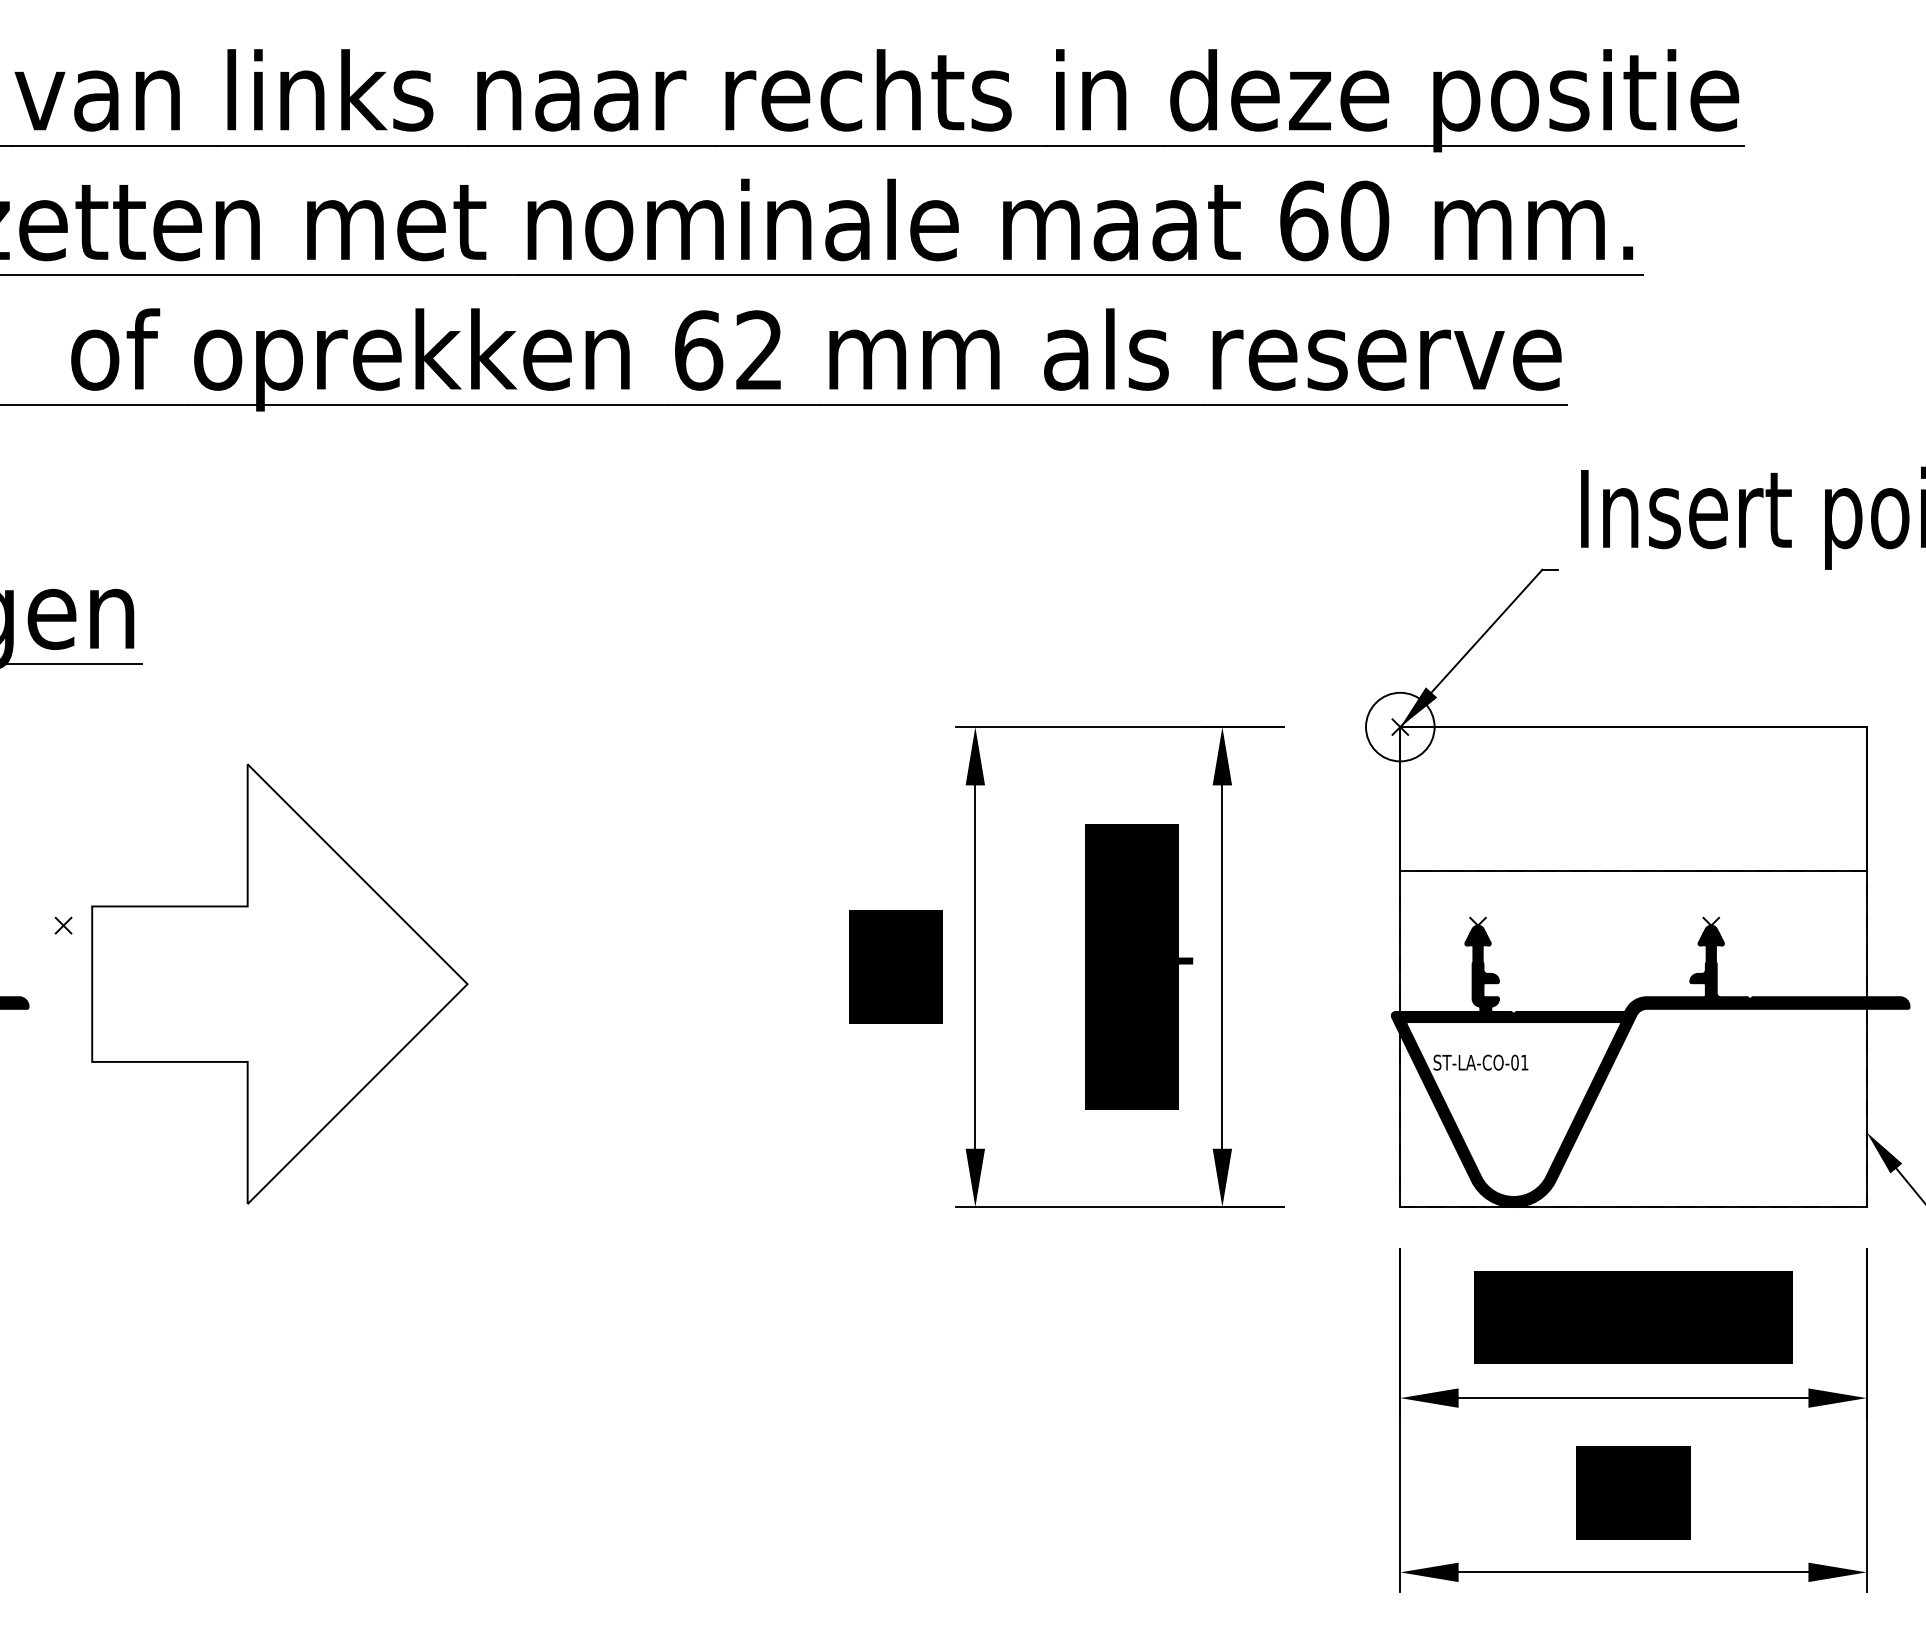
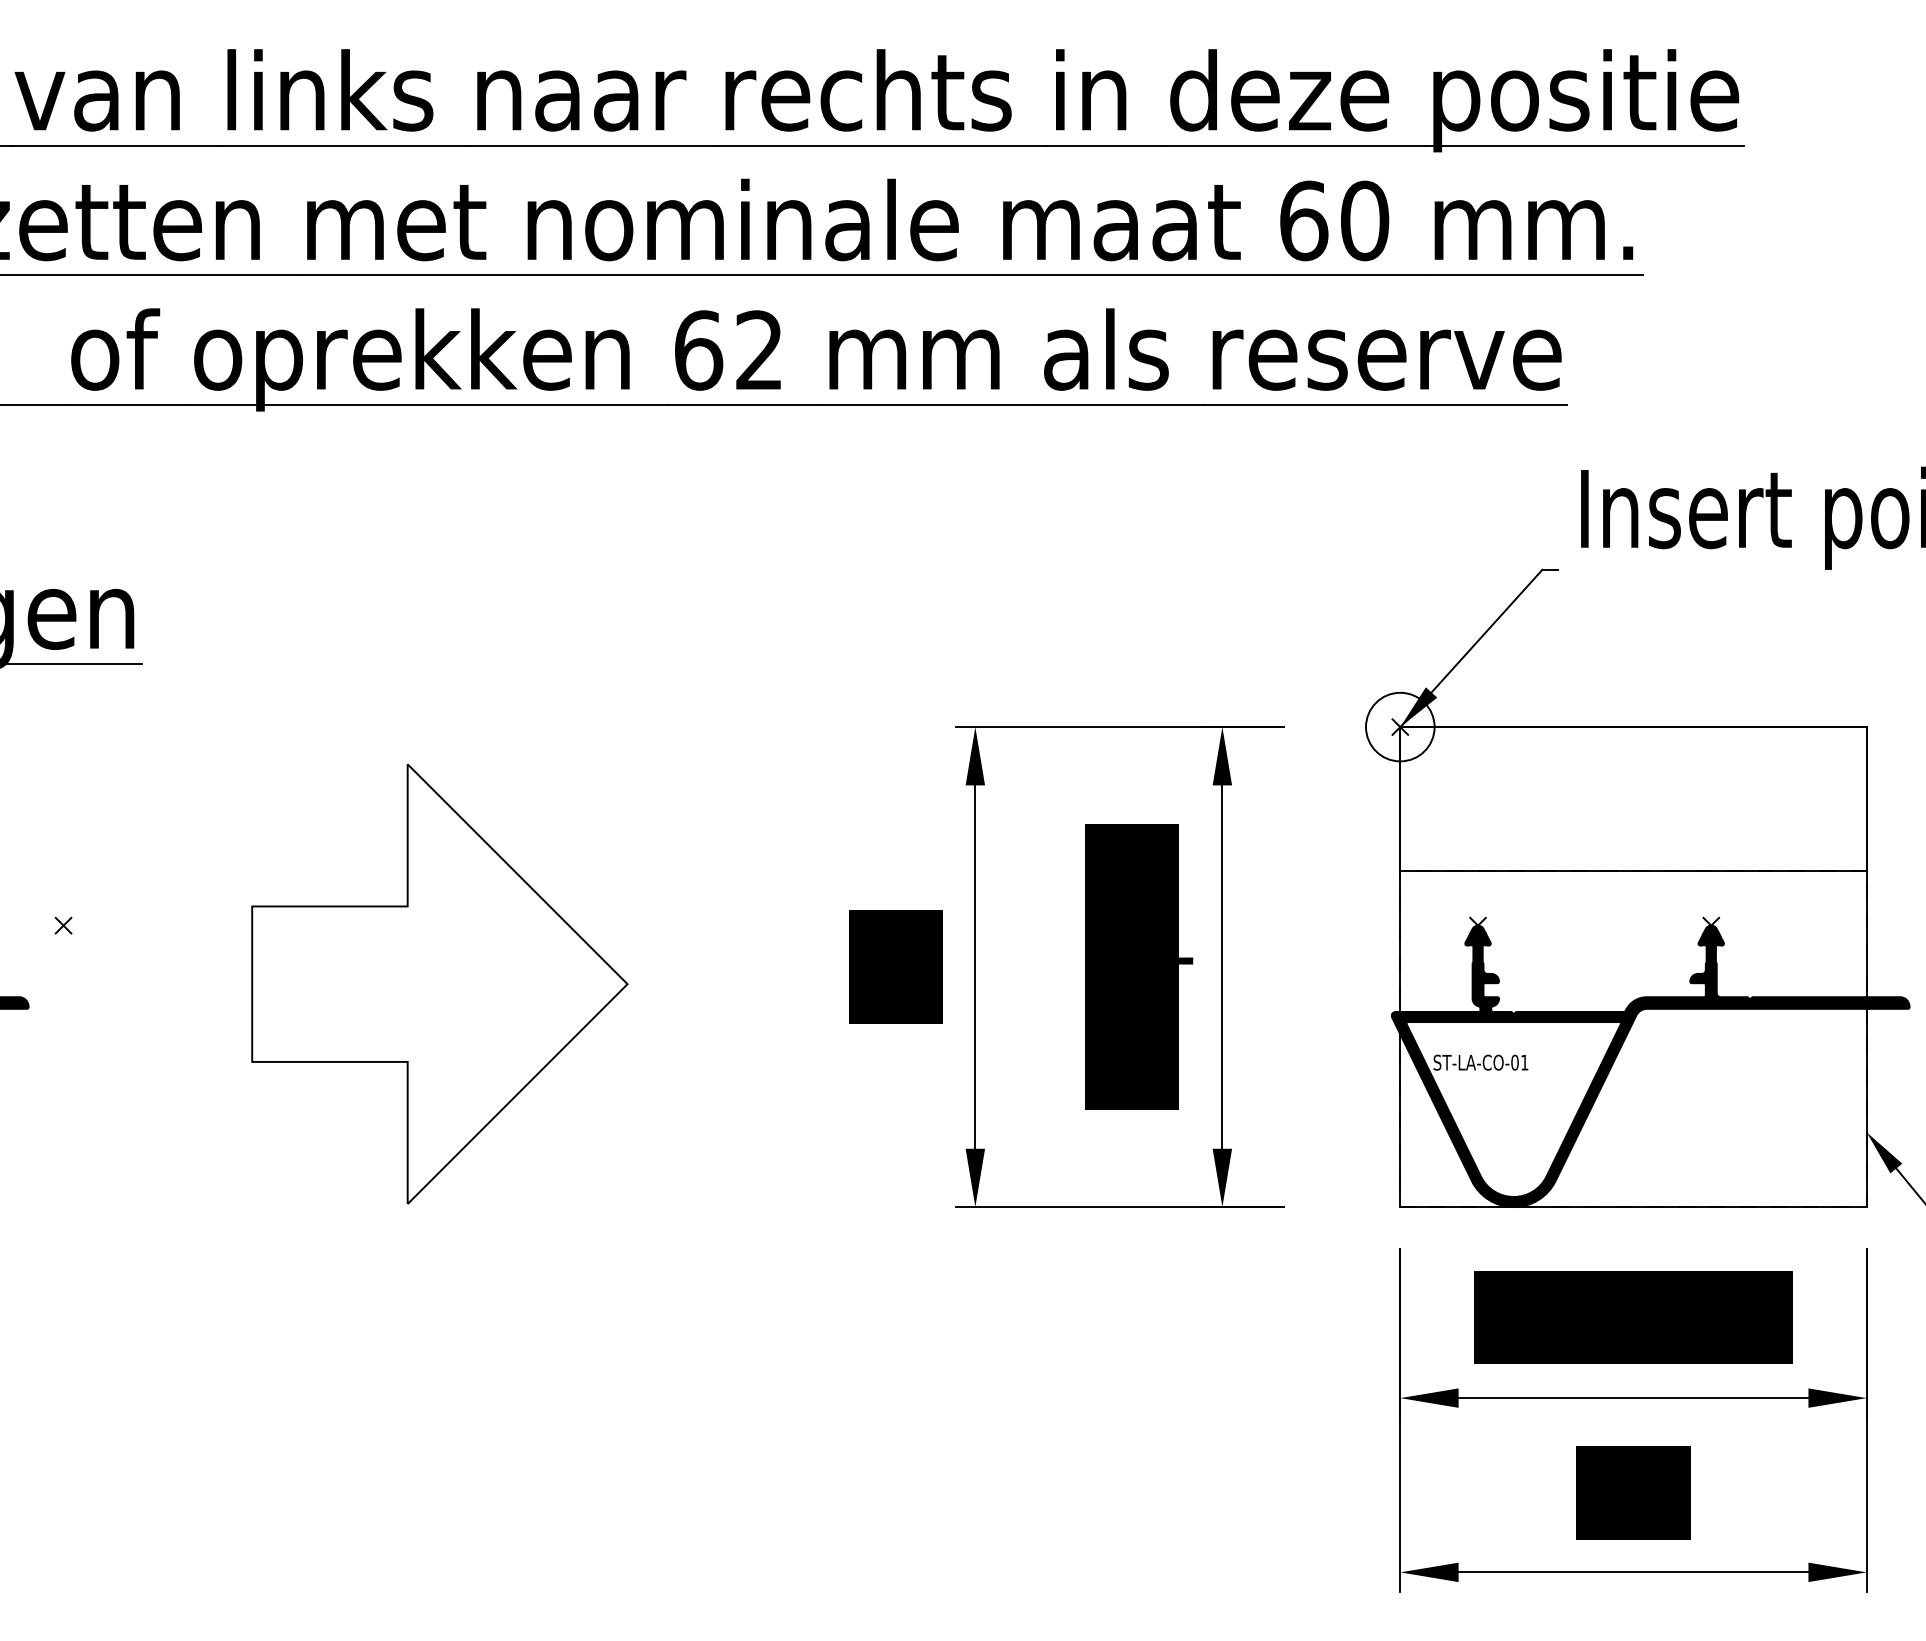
part position: (279, 983) -> (439, 983) (439, 983)
